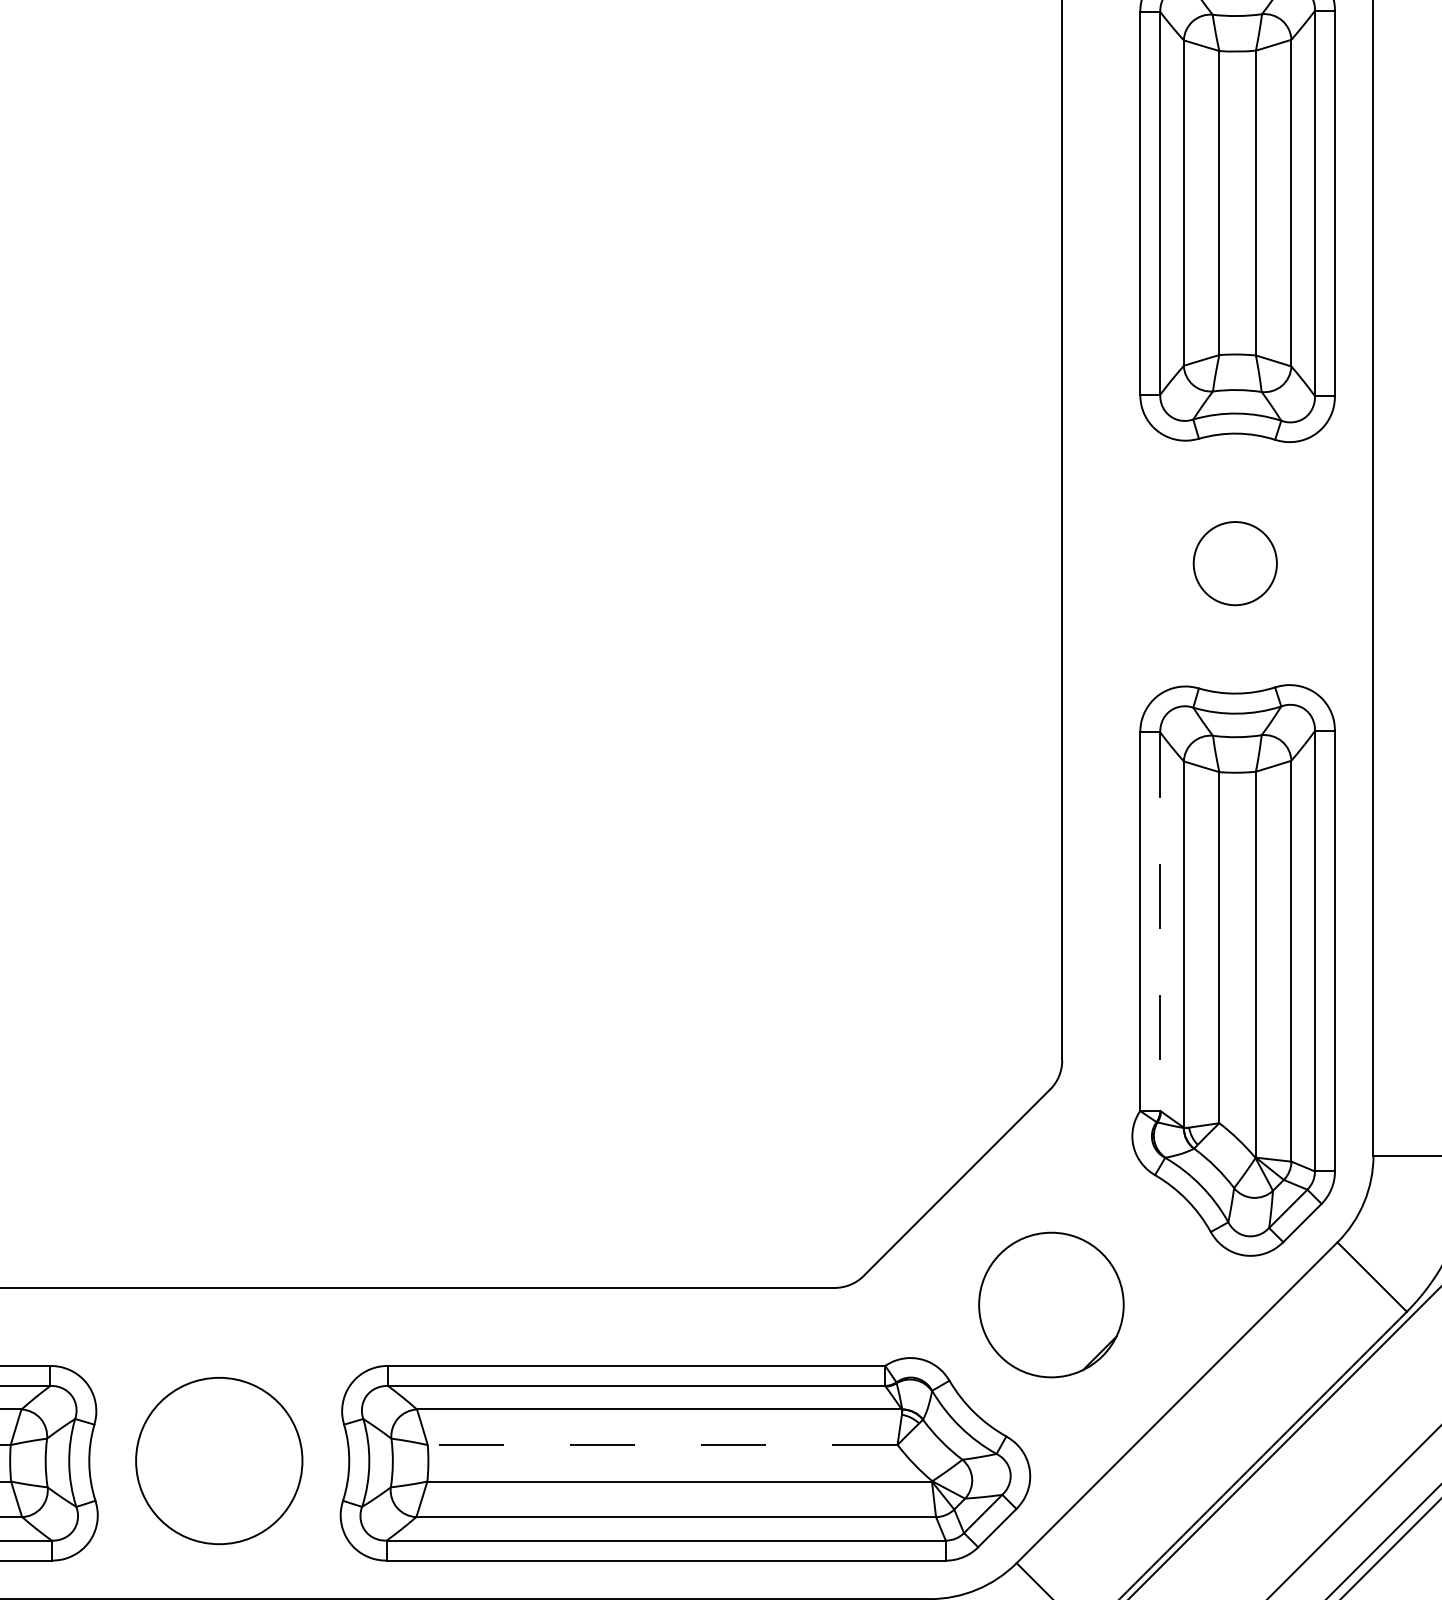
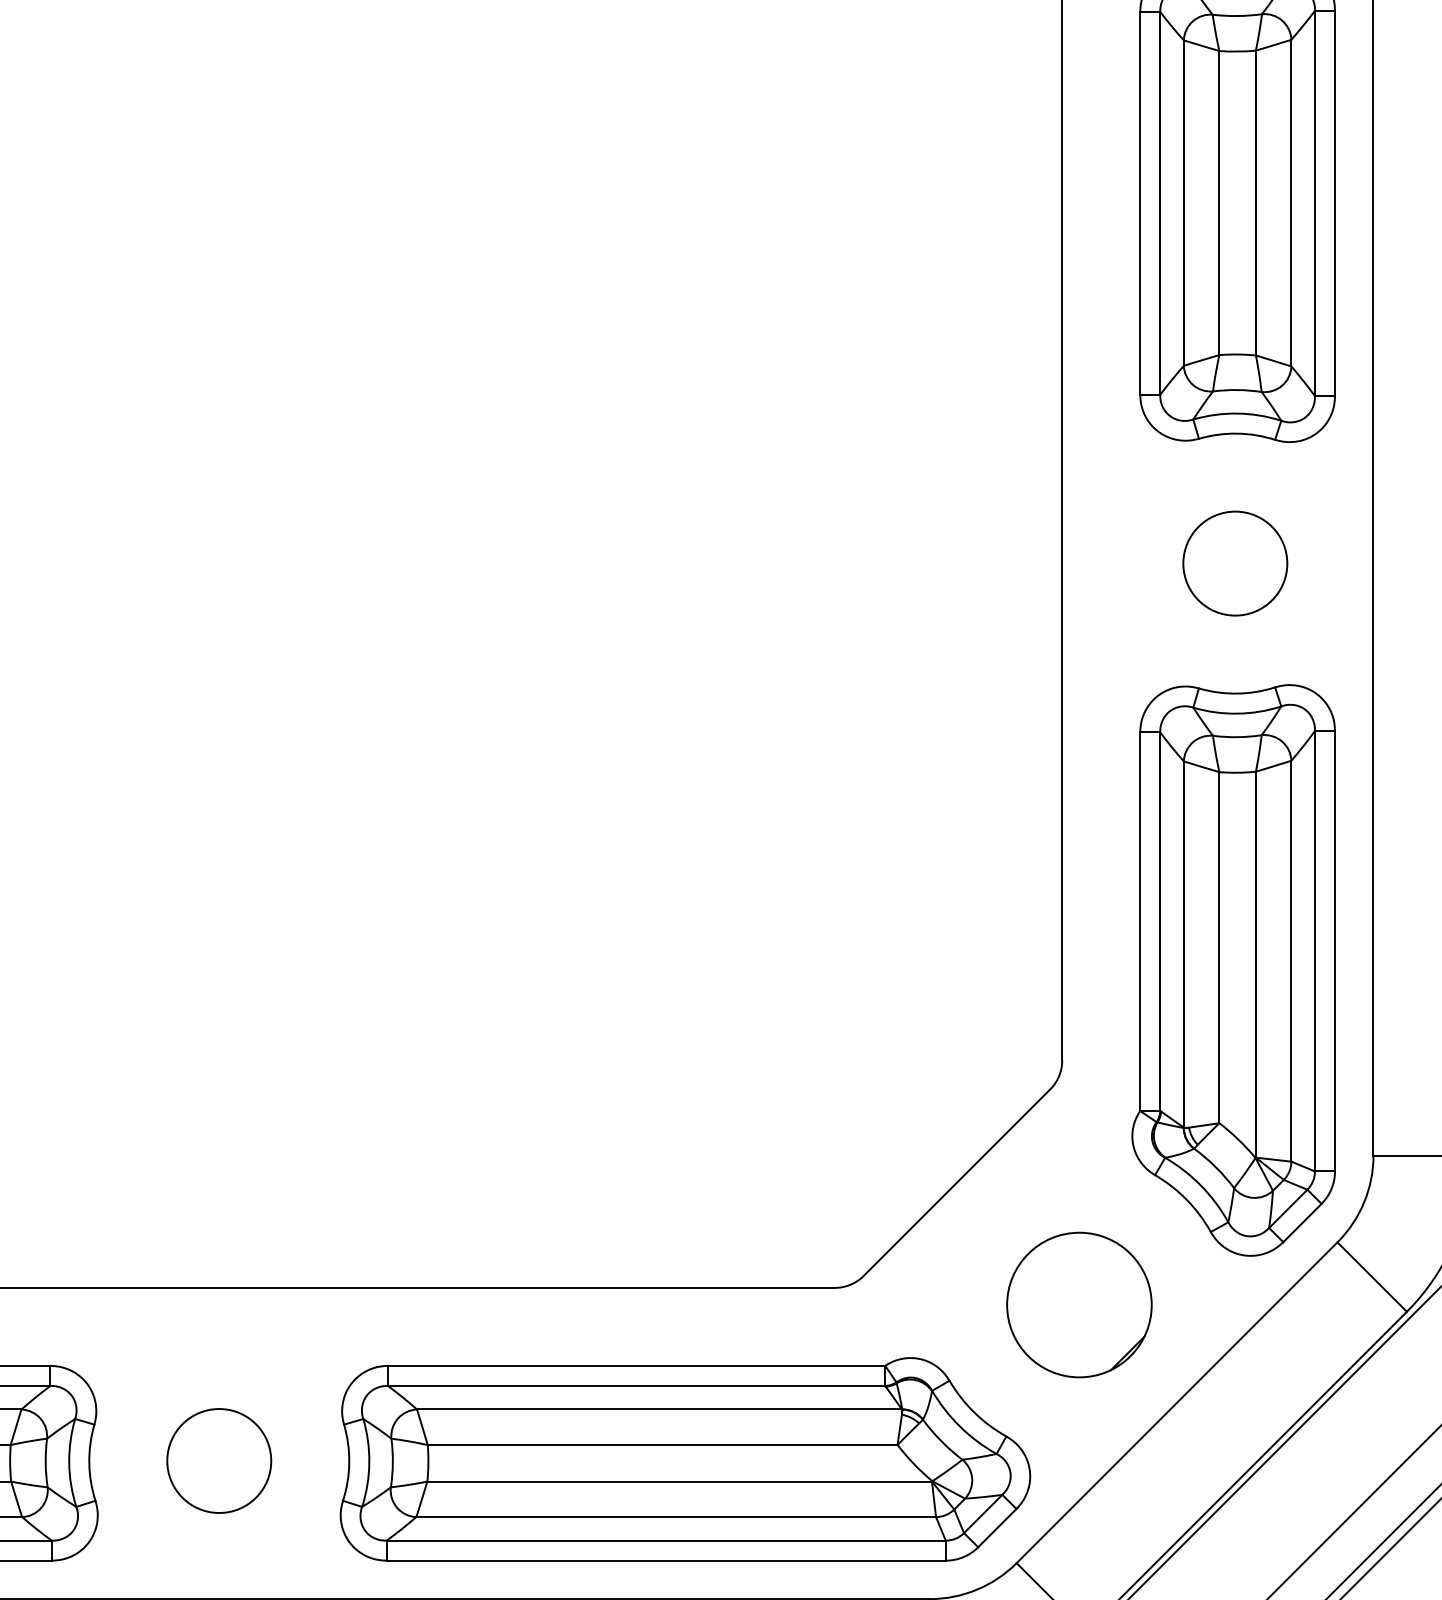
circle diameter: 83 px -> 104 px (1235, 563)
line: dashed -> solid (1160, 922)
part position: (1051, 1304) -> (1079, 1304) (1079, 1304)
line: dashed -> solid (662, 1445)
circle diameter: 166 px -> 104 px (219, 1461)
